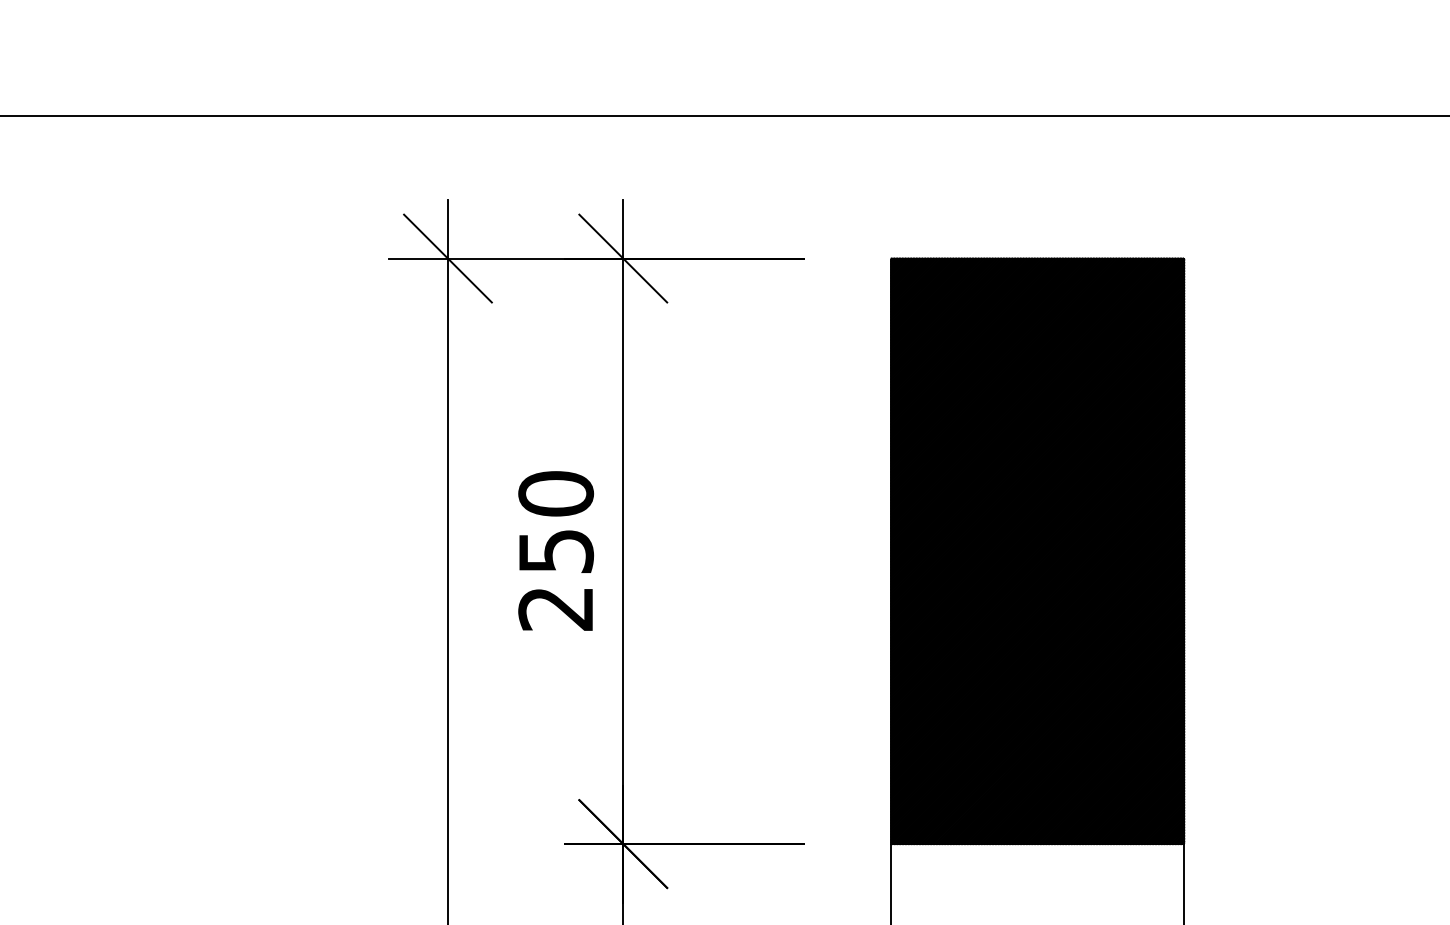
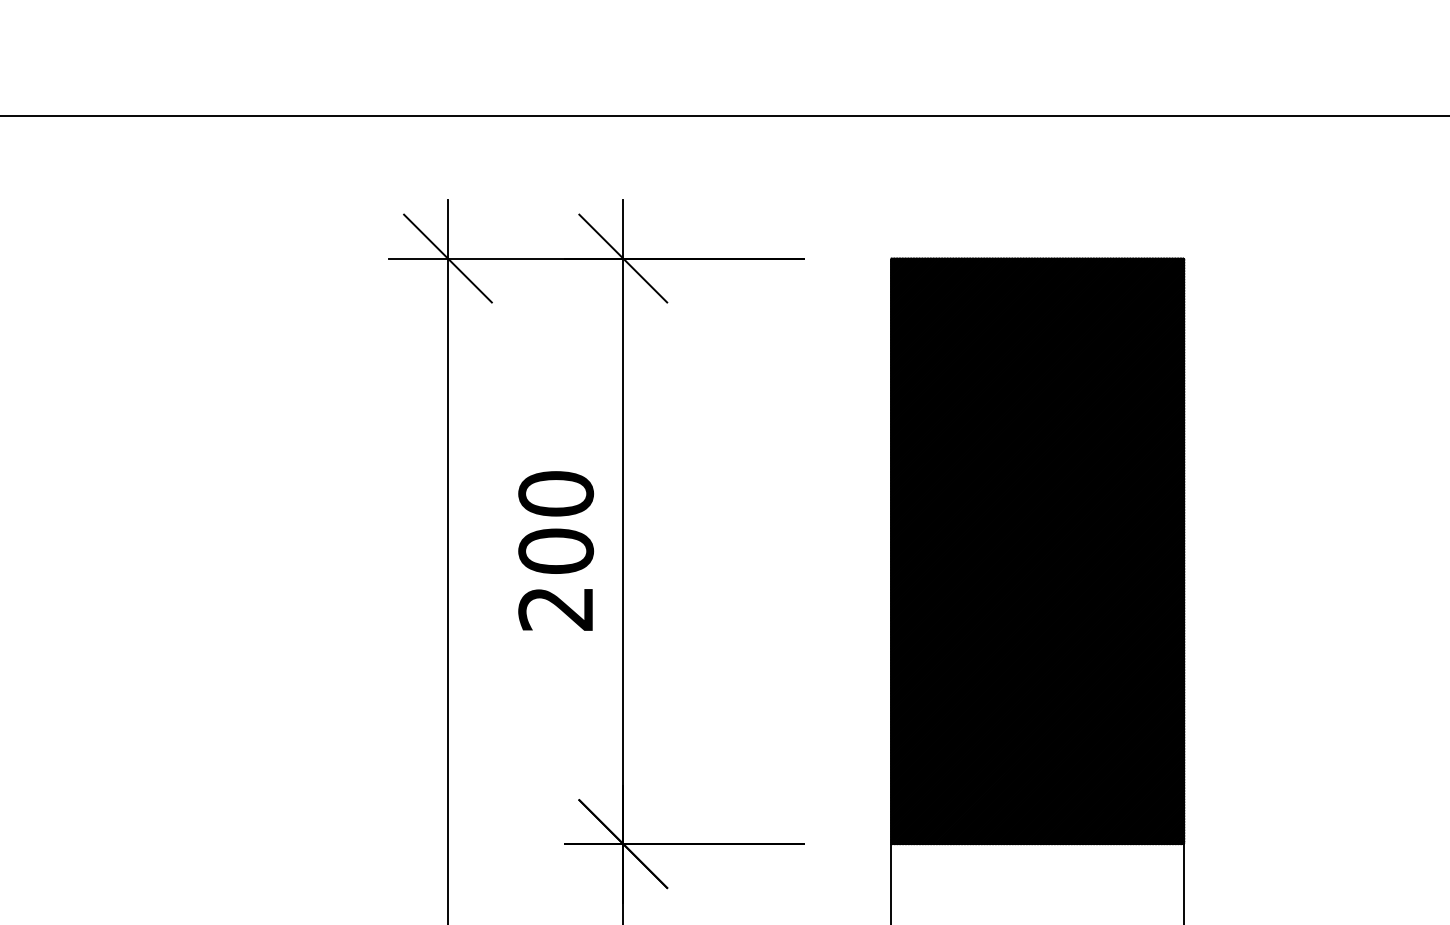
text: 250 -> 200 (556, 550)
